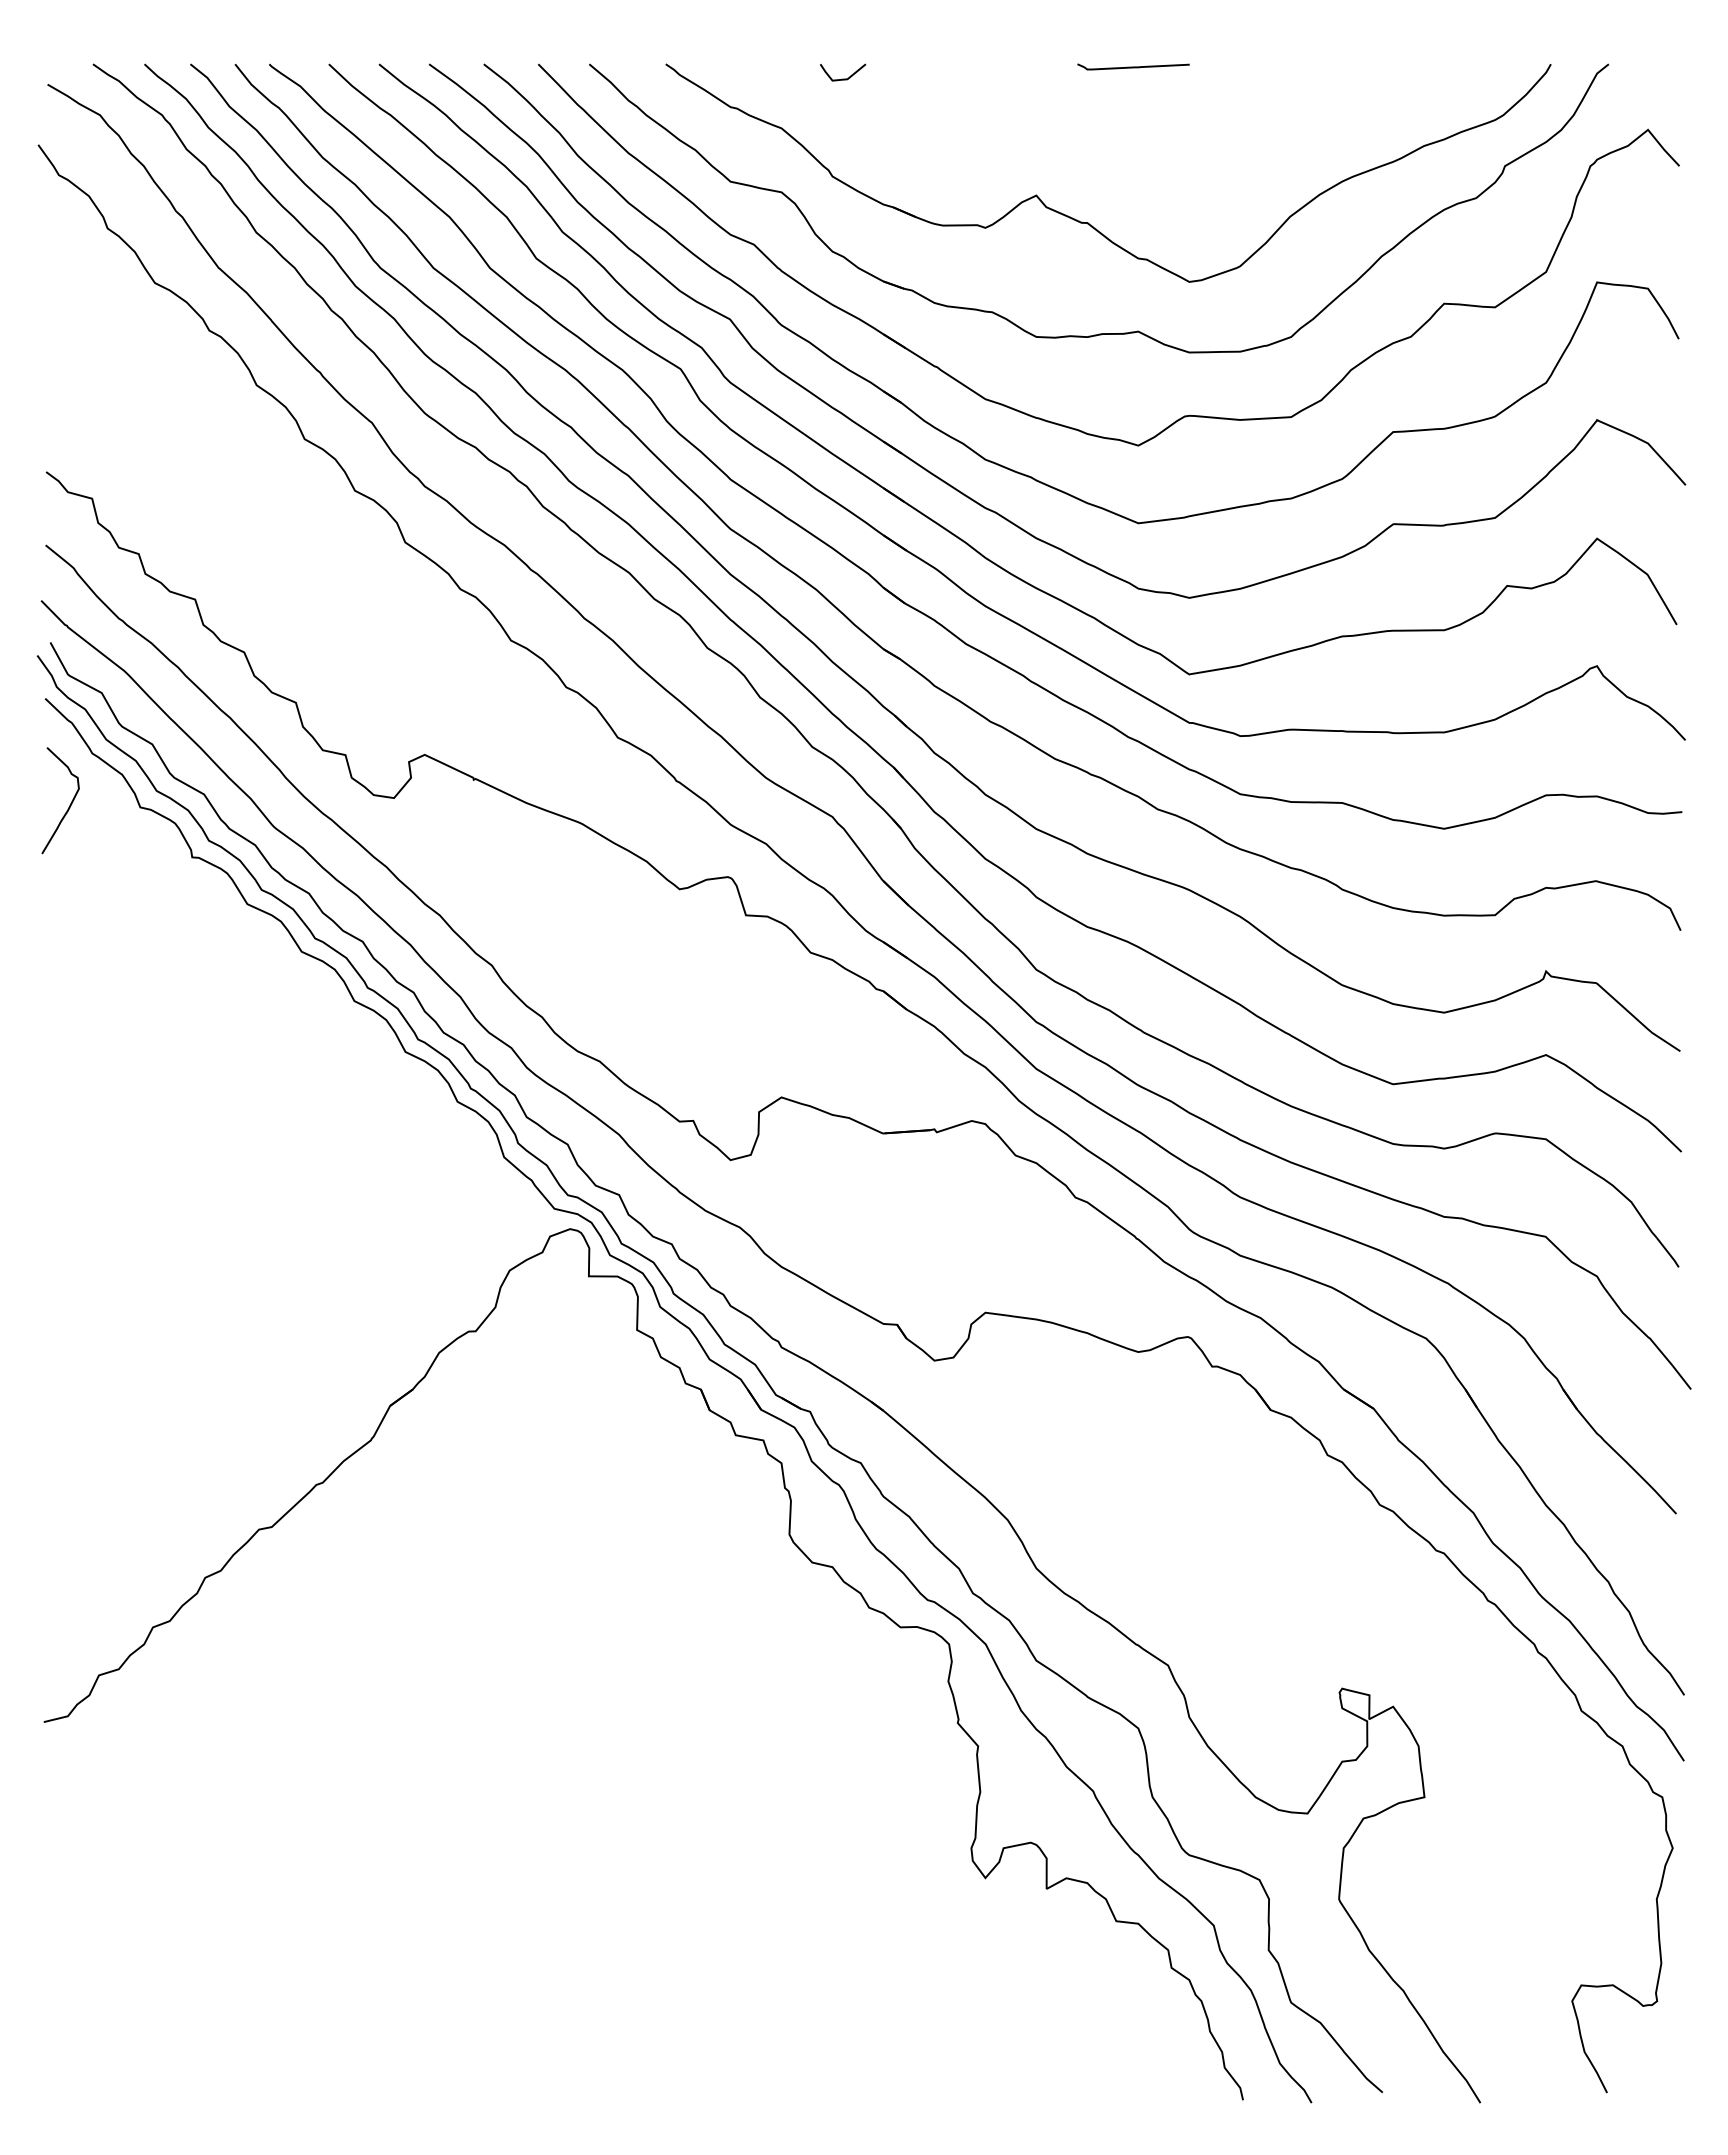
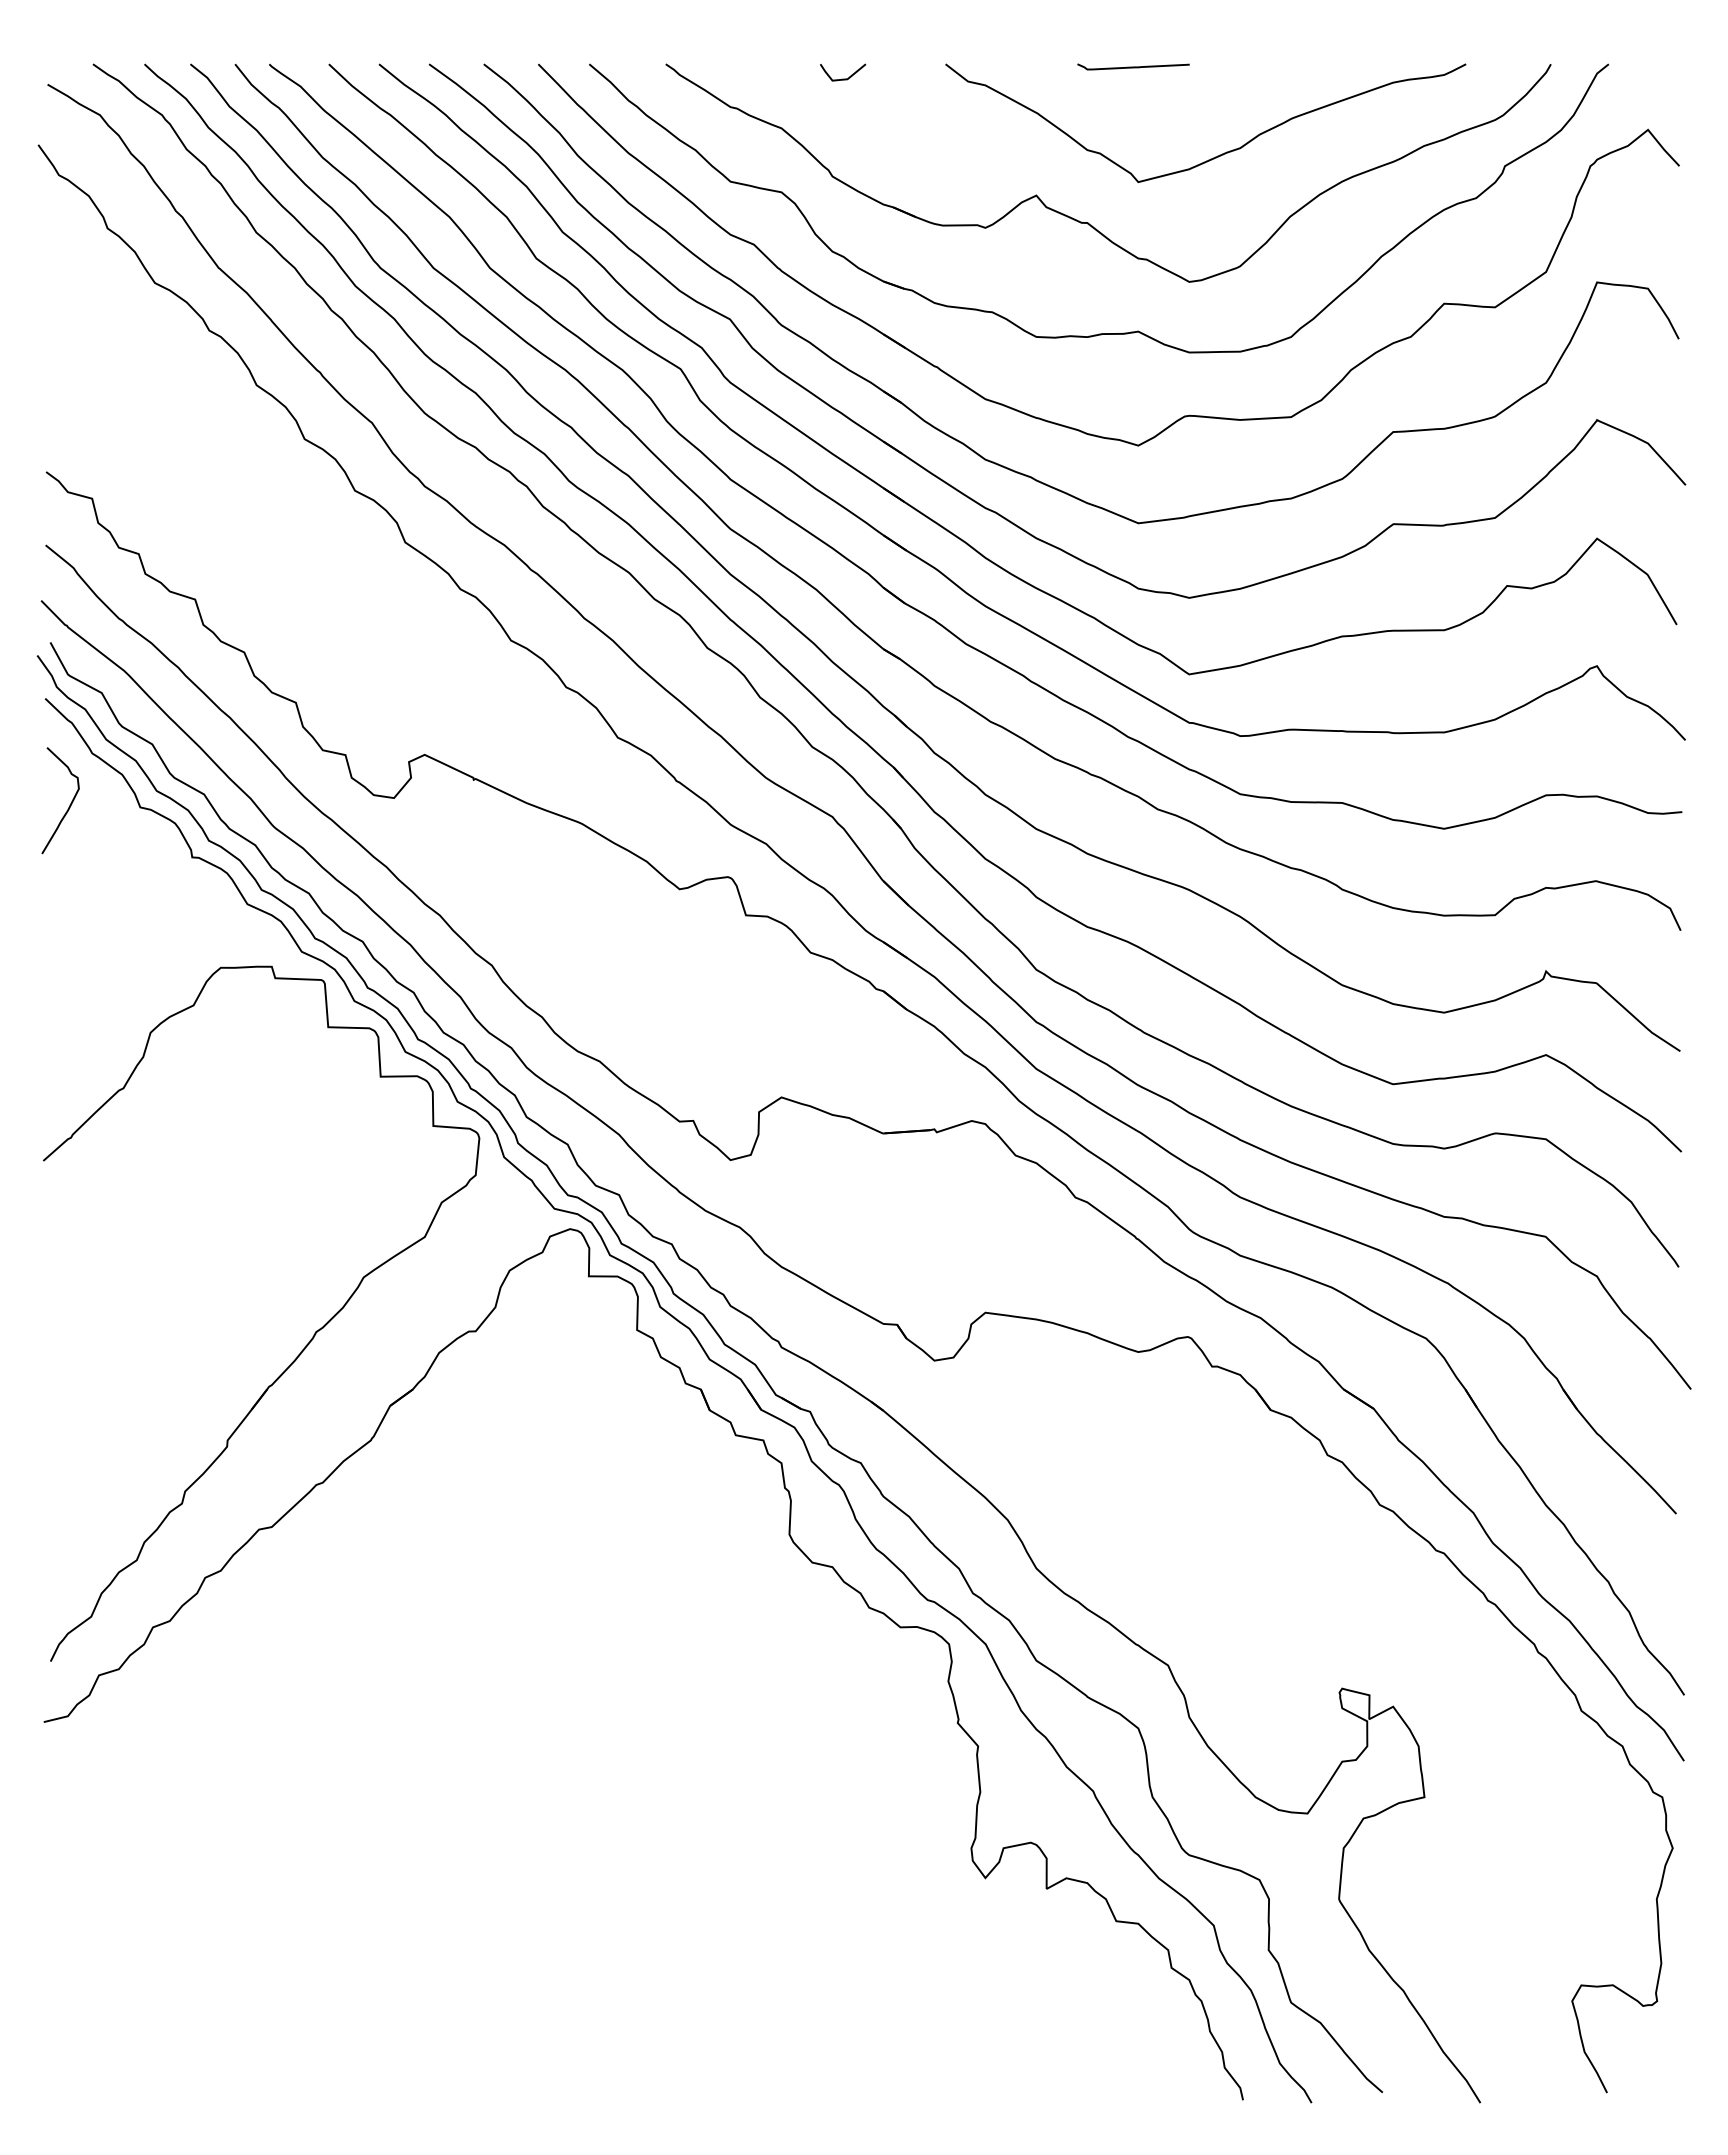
curve: none -> present (1217, 155)
part: none -> present (305, 1345)
